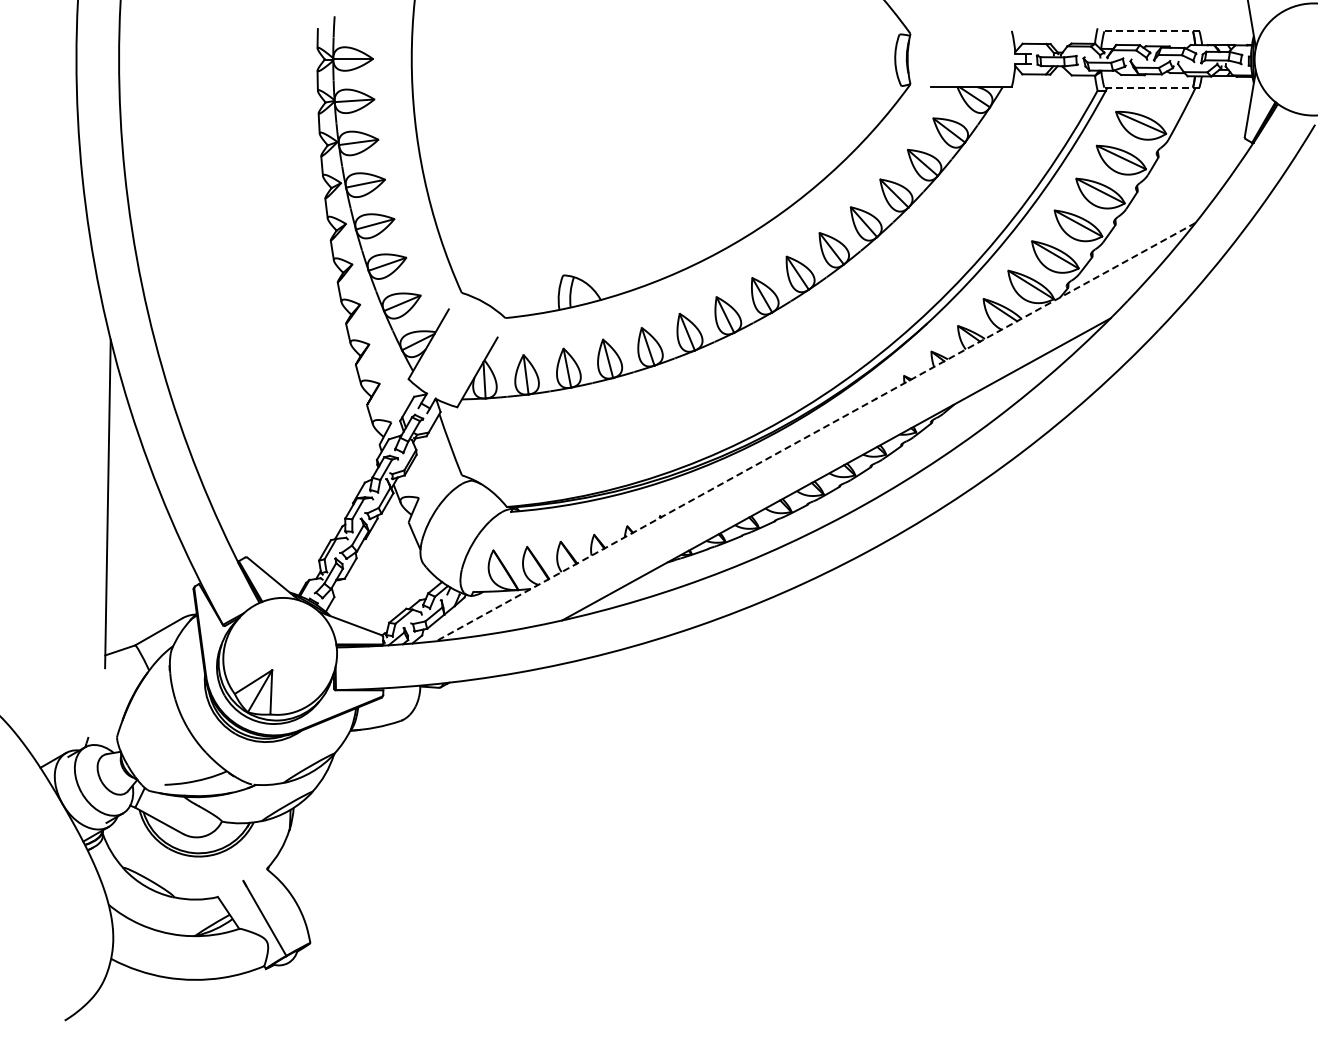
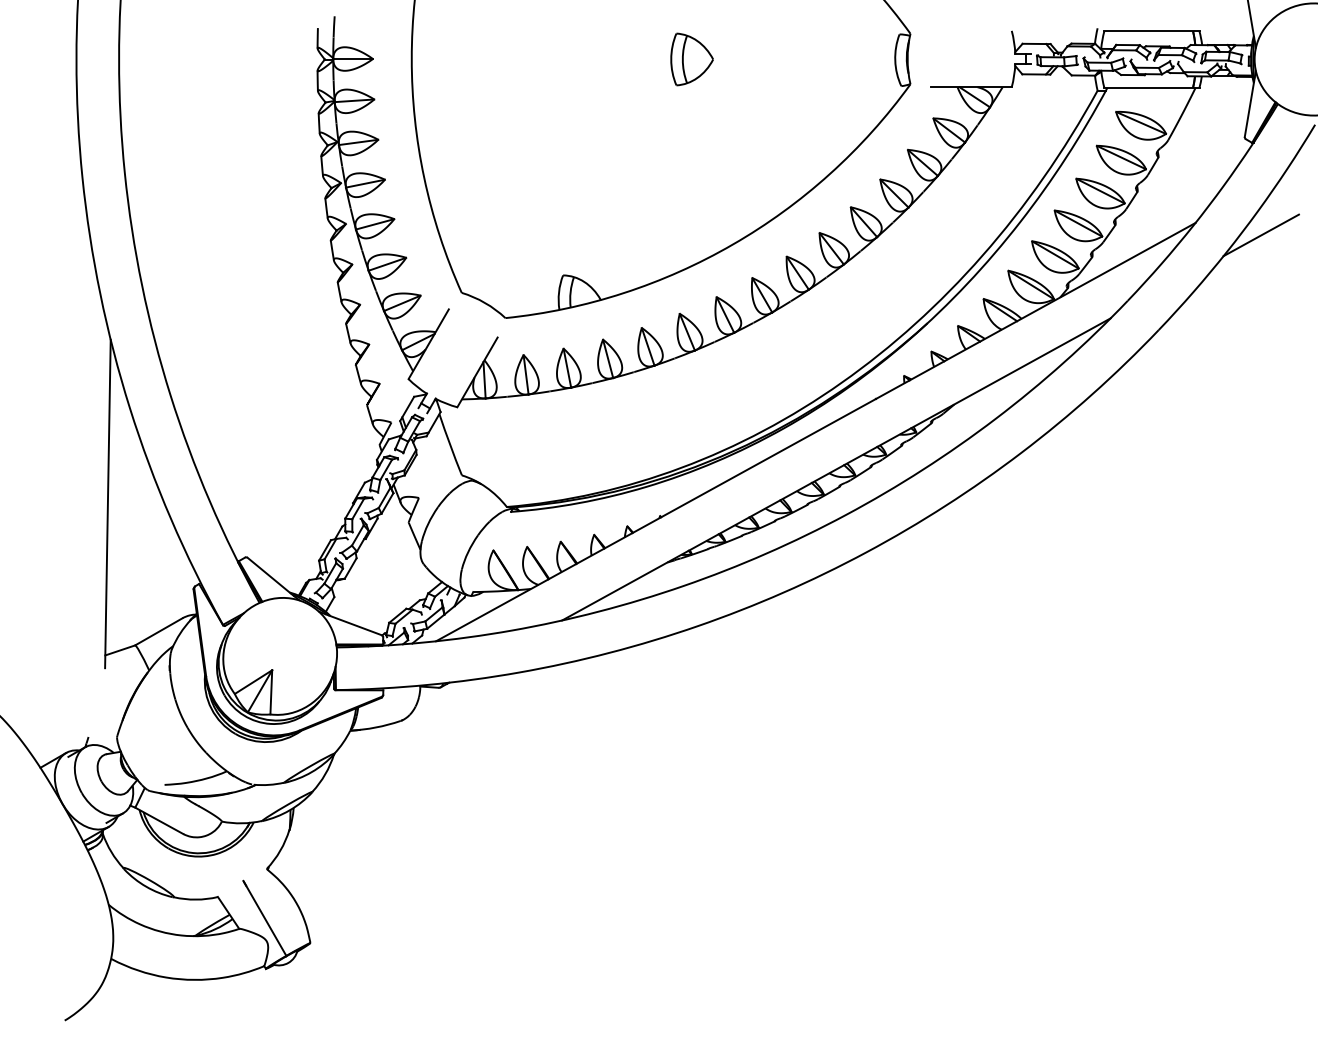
line: dashed -> solid (1151, 31)
part: none -> present (691, 59)
line: dashed -> solid (1151, 87)
line: none -> present (1260, 235)
line: dashed -> solid (815, 432)
